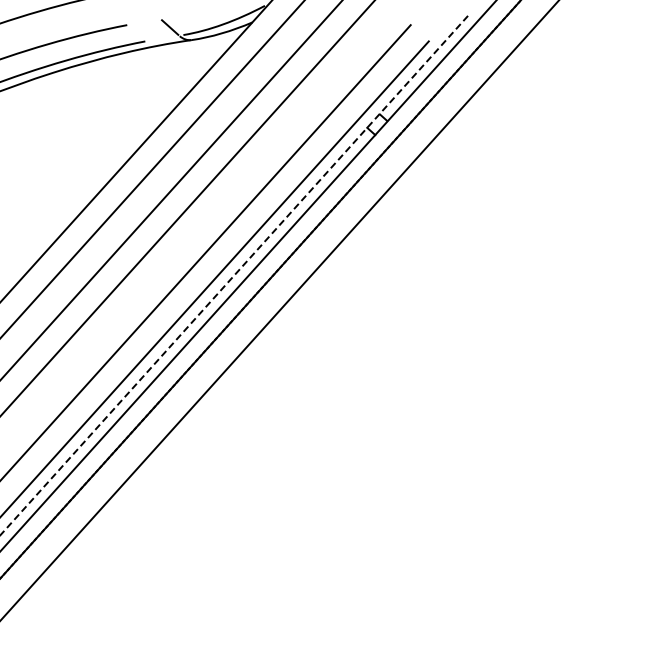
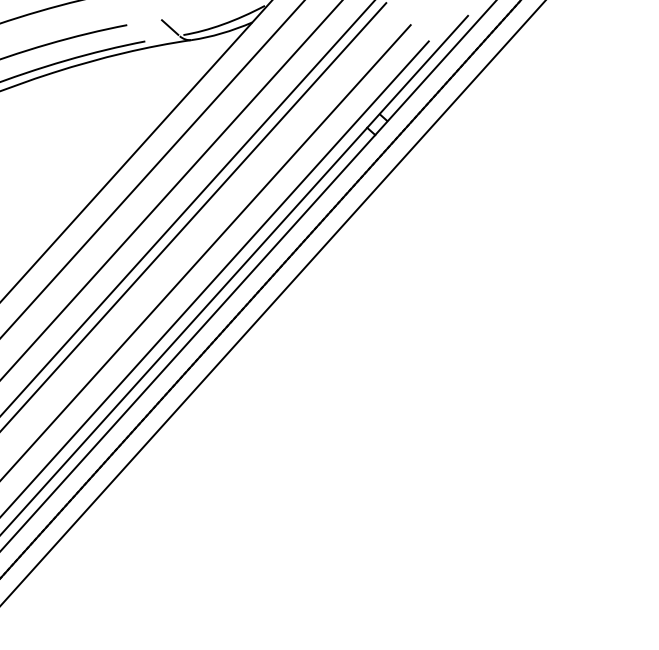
line: none -> present (194, 216)
line: dashed -> solid (233, 275)
line position: (279, 310) -> (273, 303) (273, 303)
